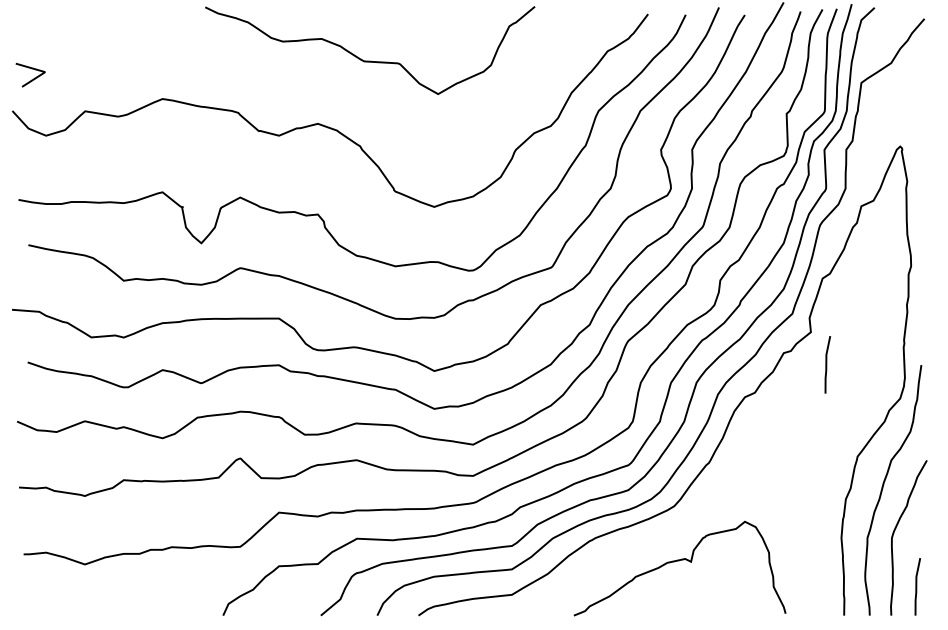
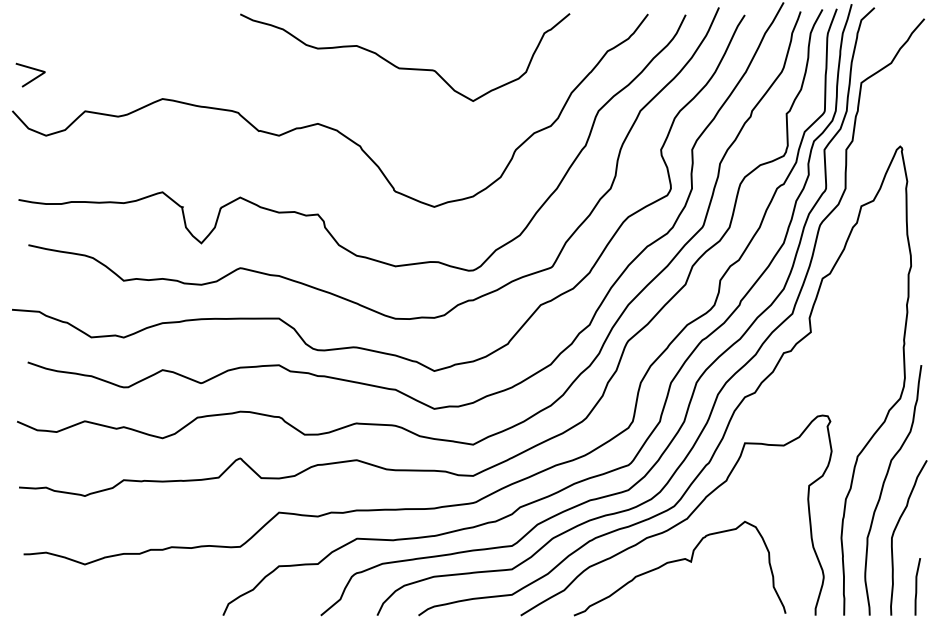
curve position: (370, 60) -> (405, 67) (405, 67)
line: present -> none (827, 364)
curve: none -> present (680, 521)
